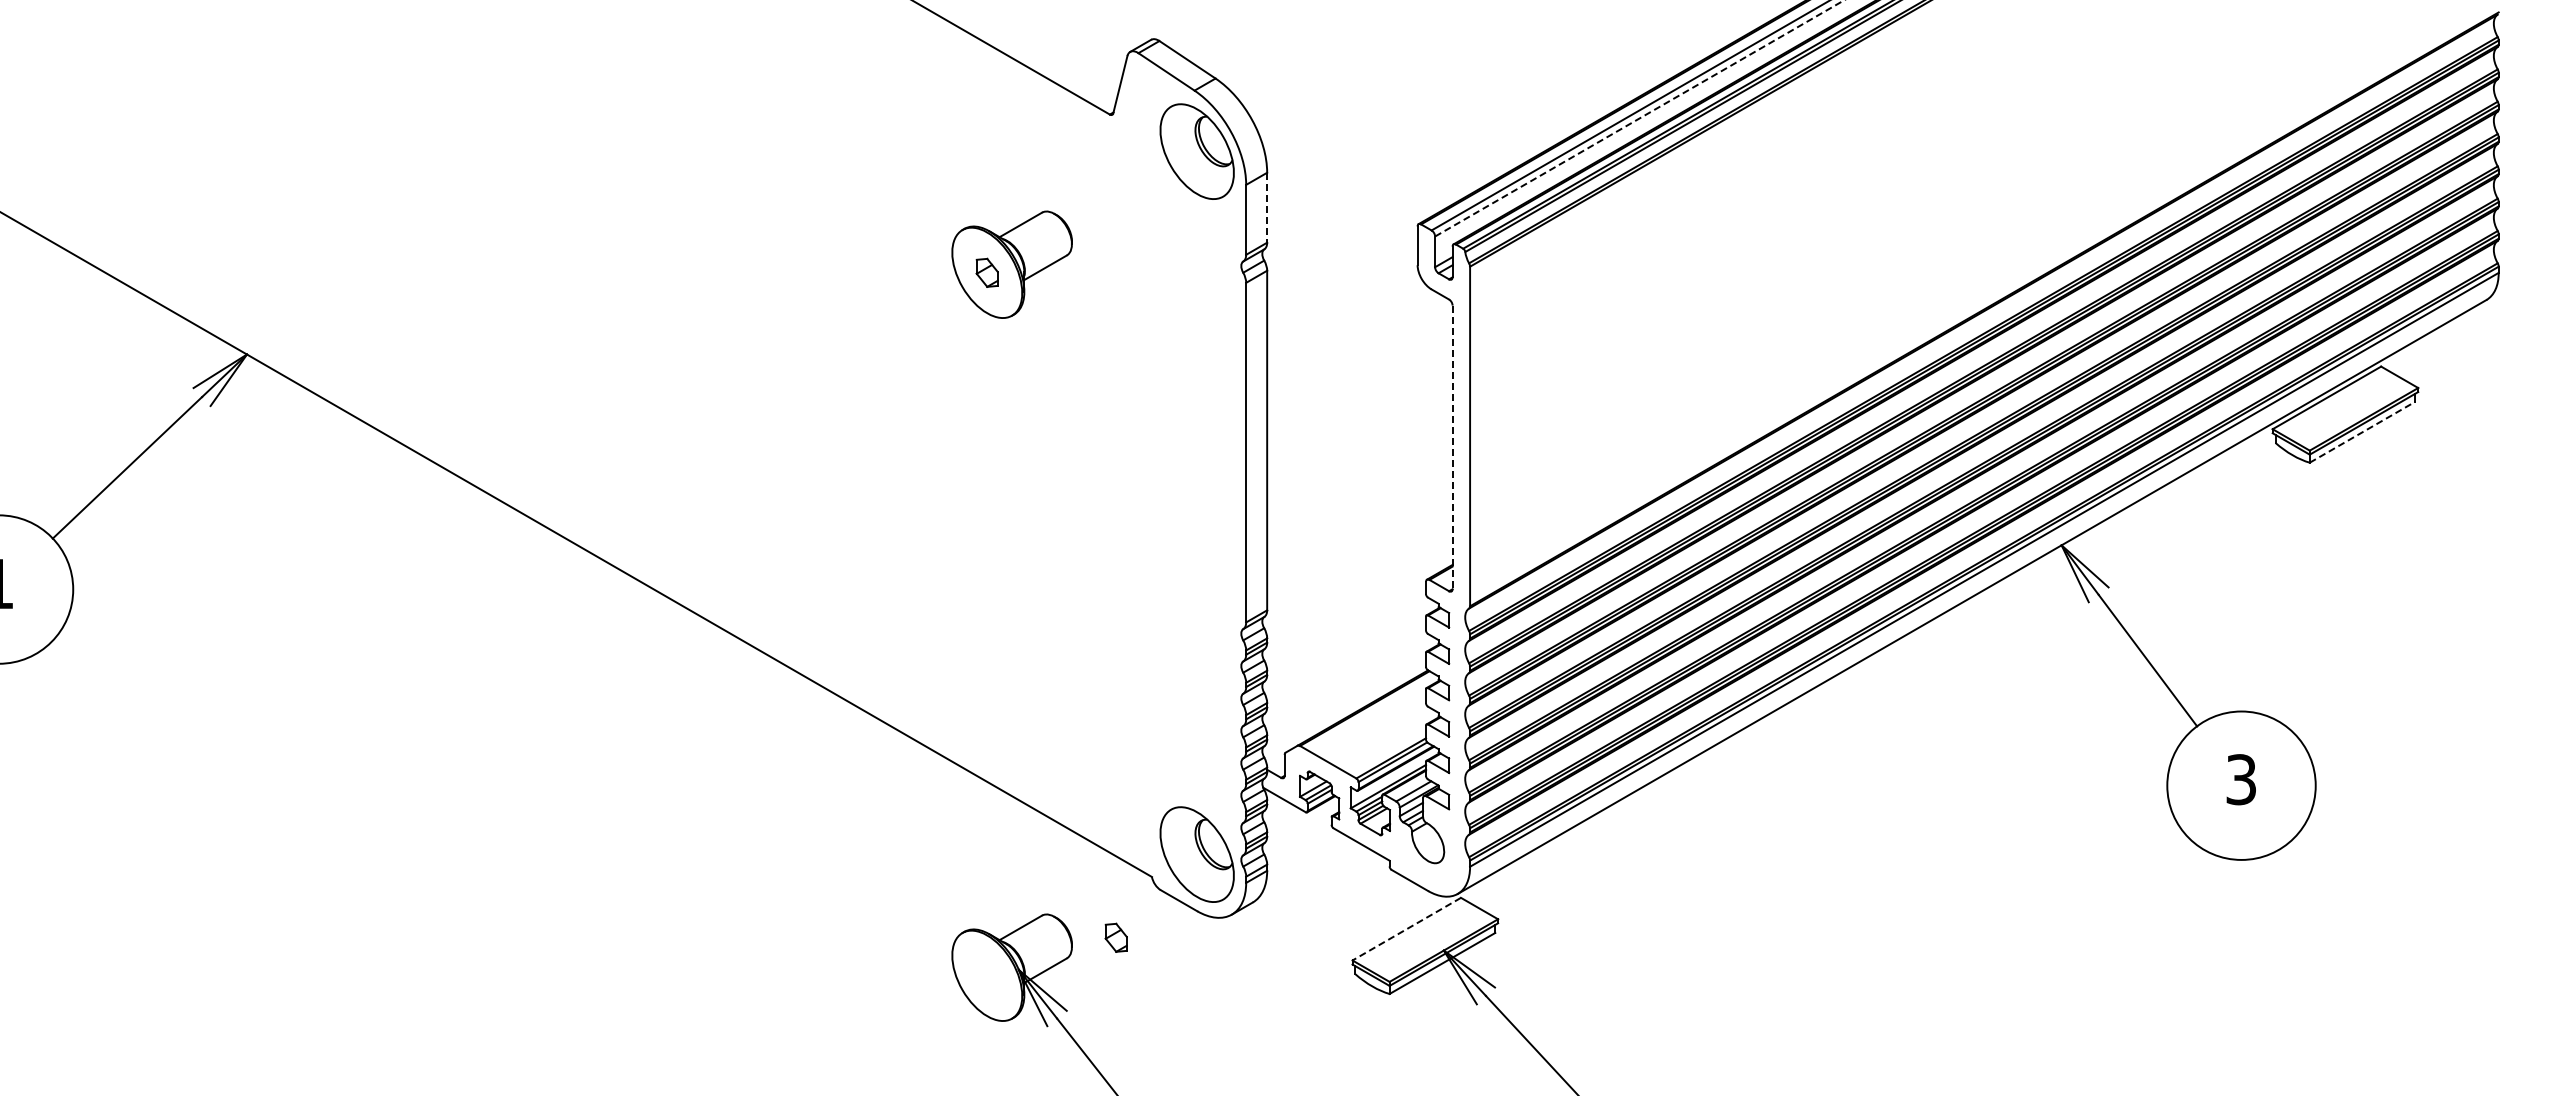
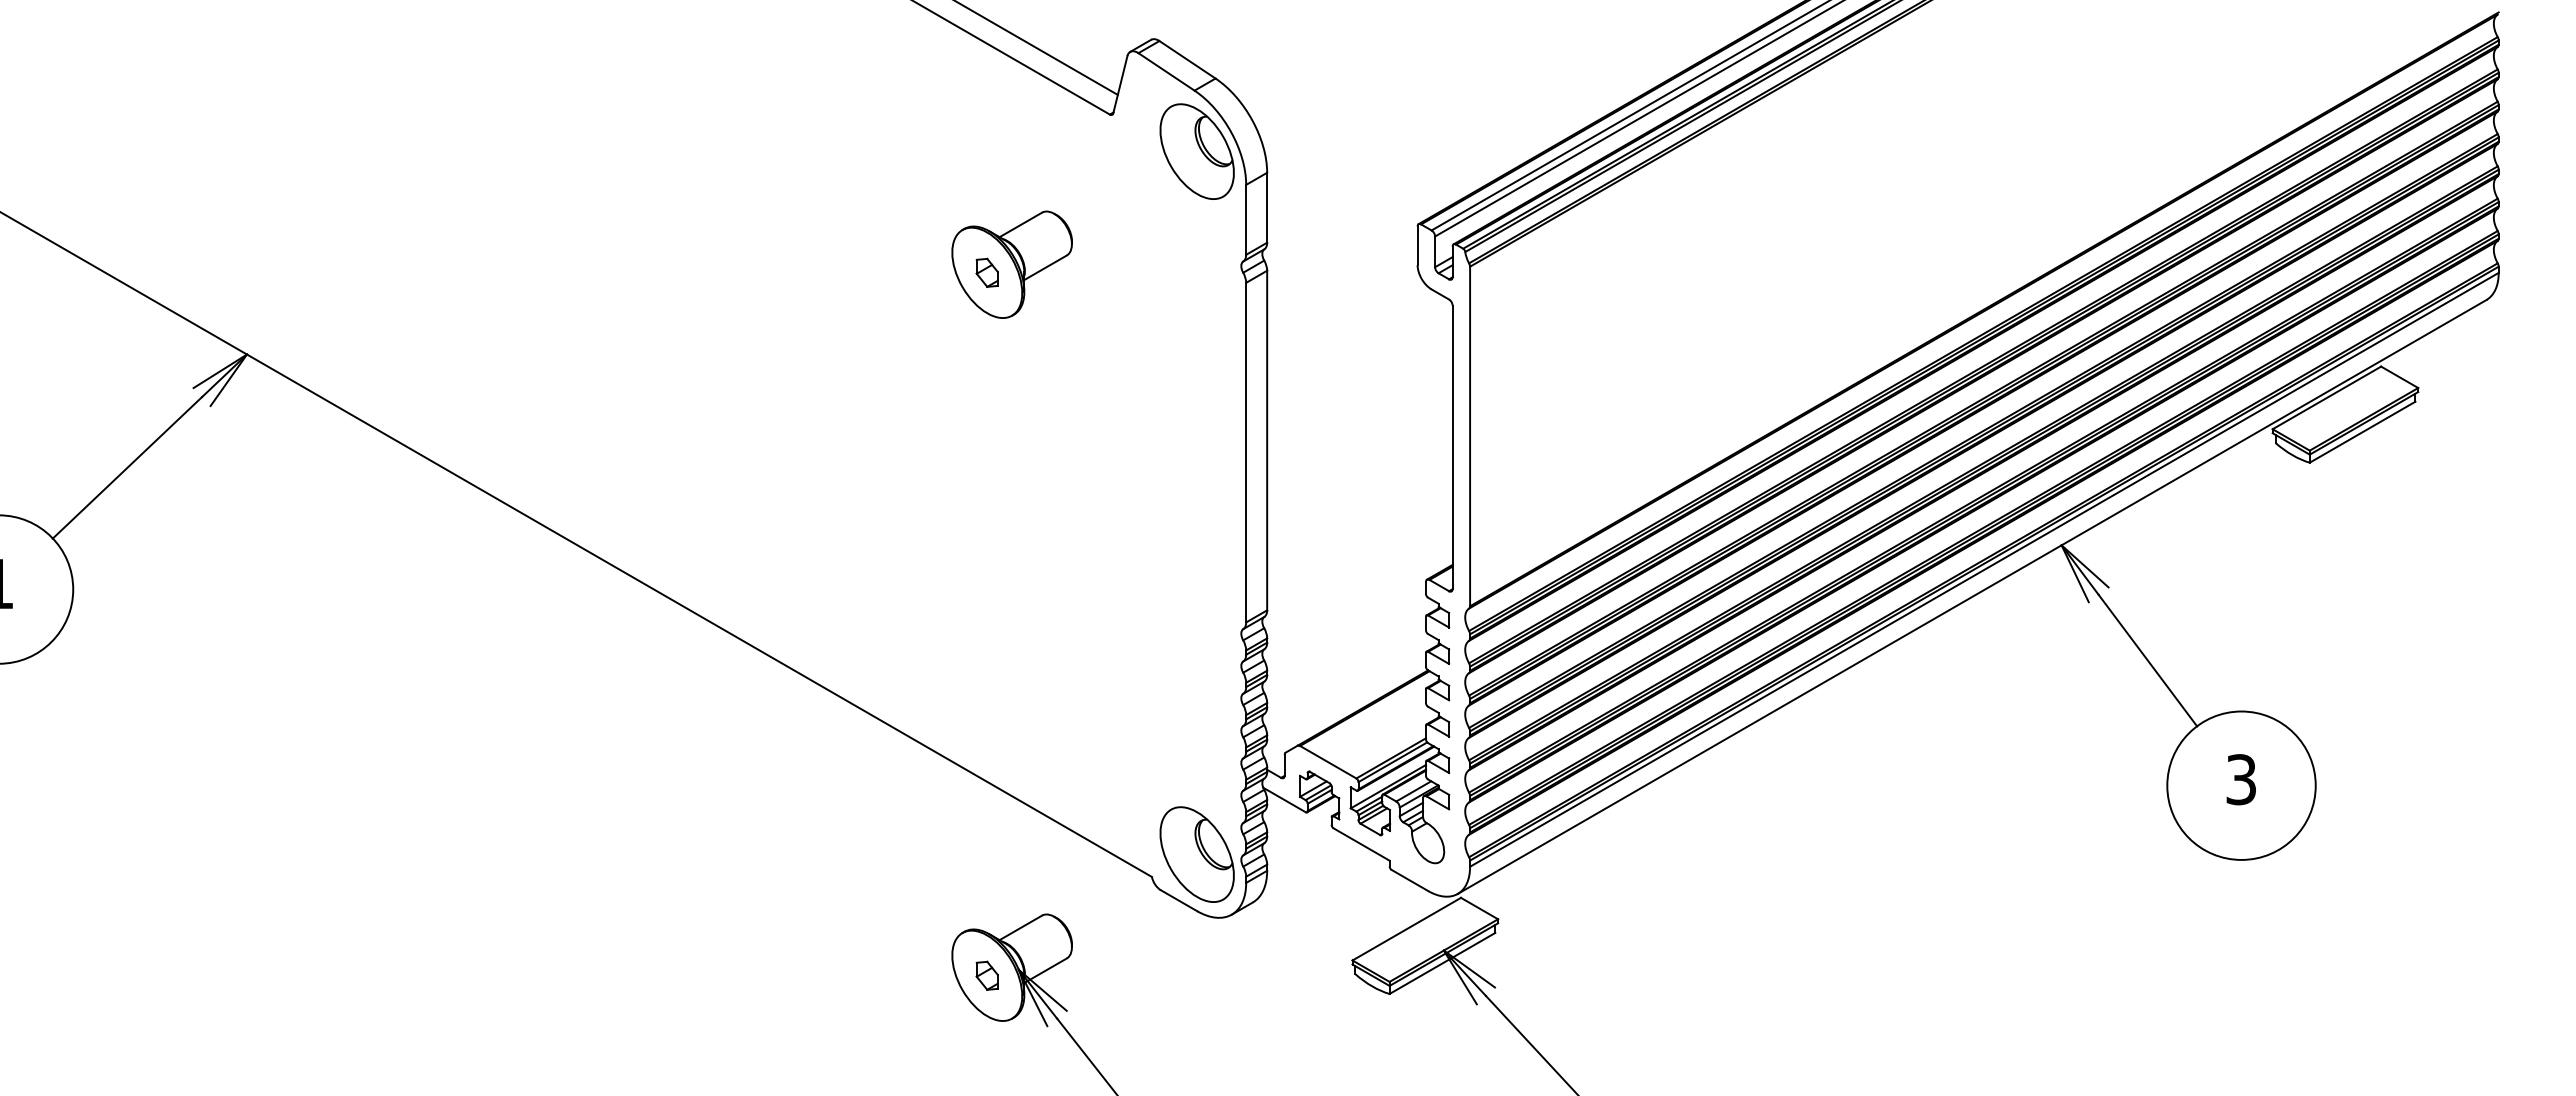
line: none -> present (1037, 48)
line: dashed -> solid (1640, 118)
line: dashed -> solid (1267, 207)
line: dashed -> solid (2363, 431)
line: dashed -> solid (1452, 447)
line: dashed -> solid (1406, 929)
part position: (1115, 937) -> (986, 975) (986, 975)
